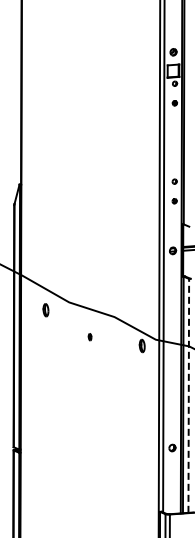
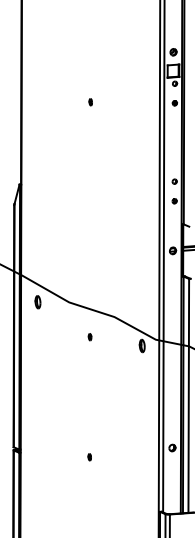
part: none -> present (90, 102)
part position: (45, 310) -> (37, 302) (37, 302)
line: dashed -> solid (188, 395)
part: none -> present (89, 457)
